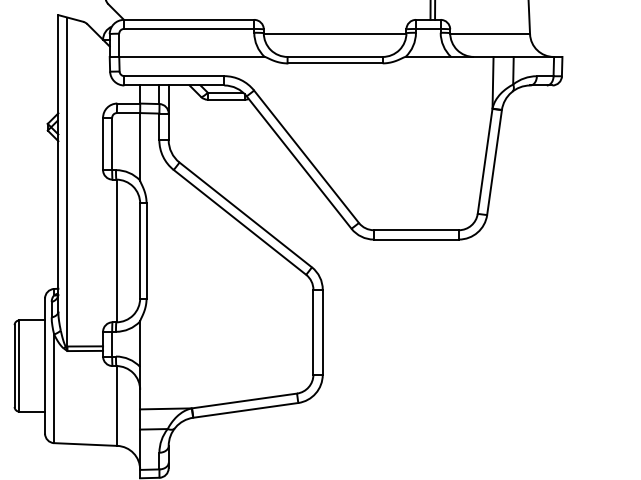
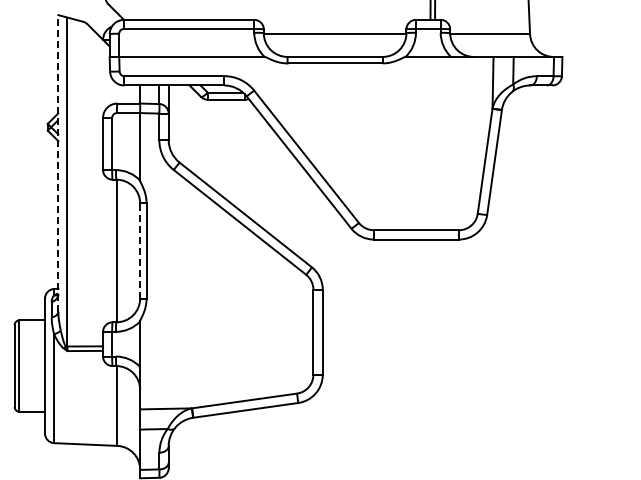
line: solid -> dashed (58, 162)
line: solid -> dashed (140, 250)
